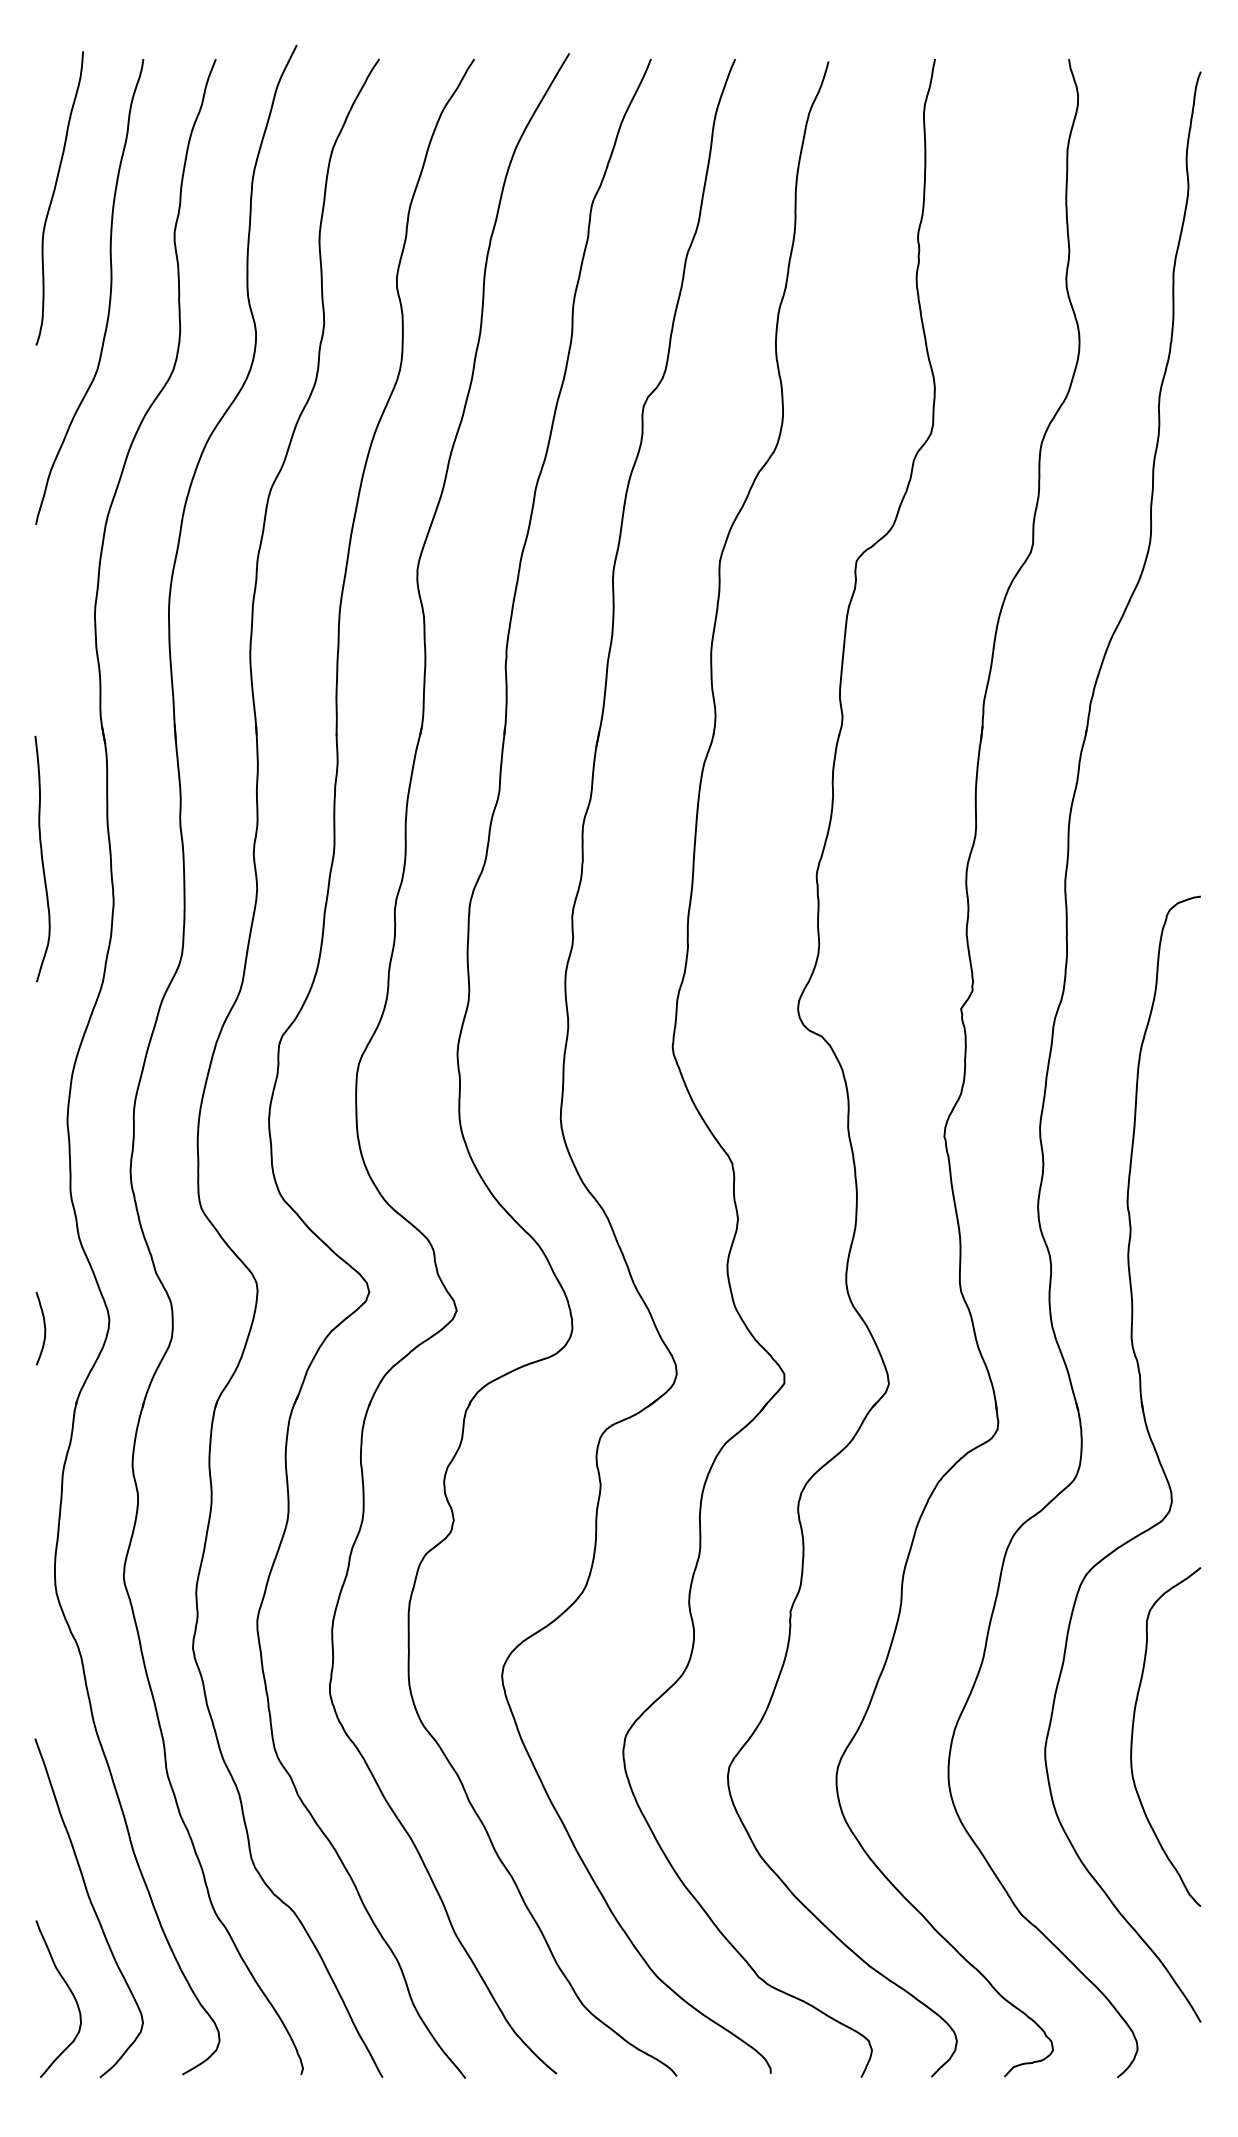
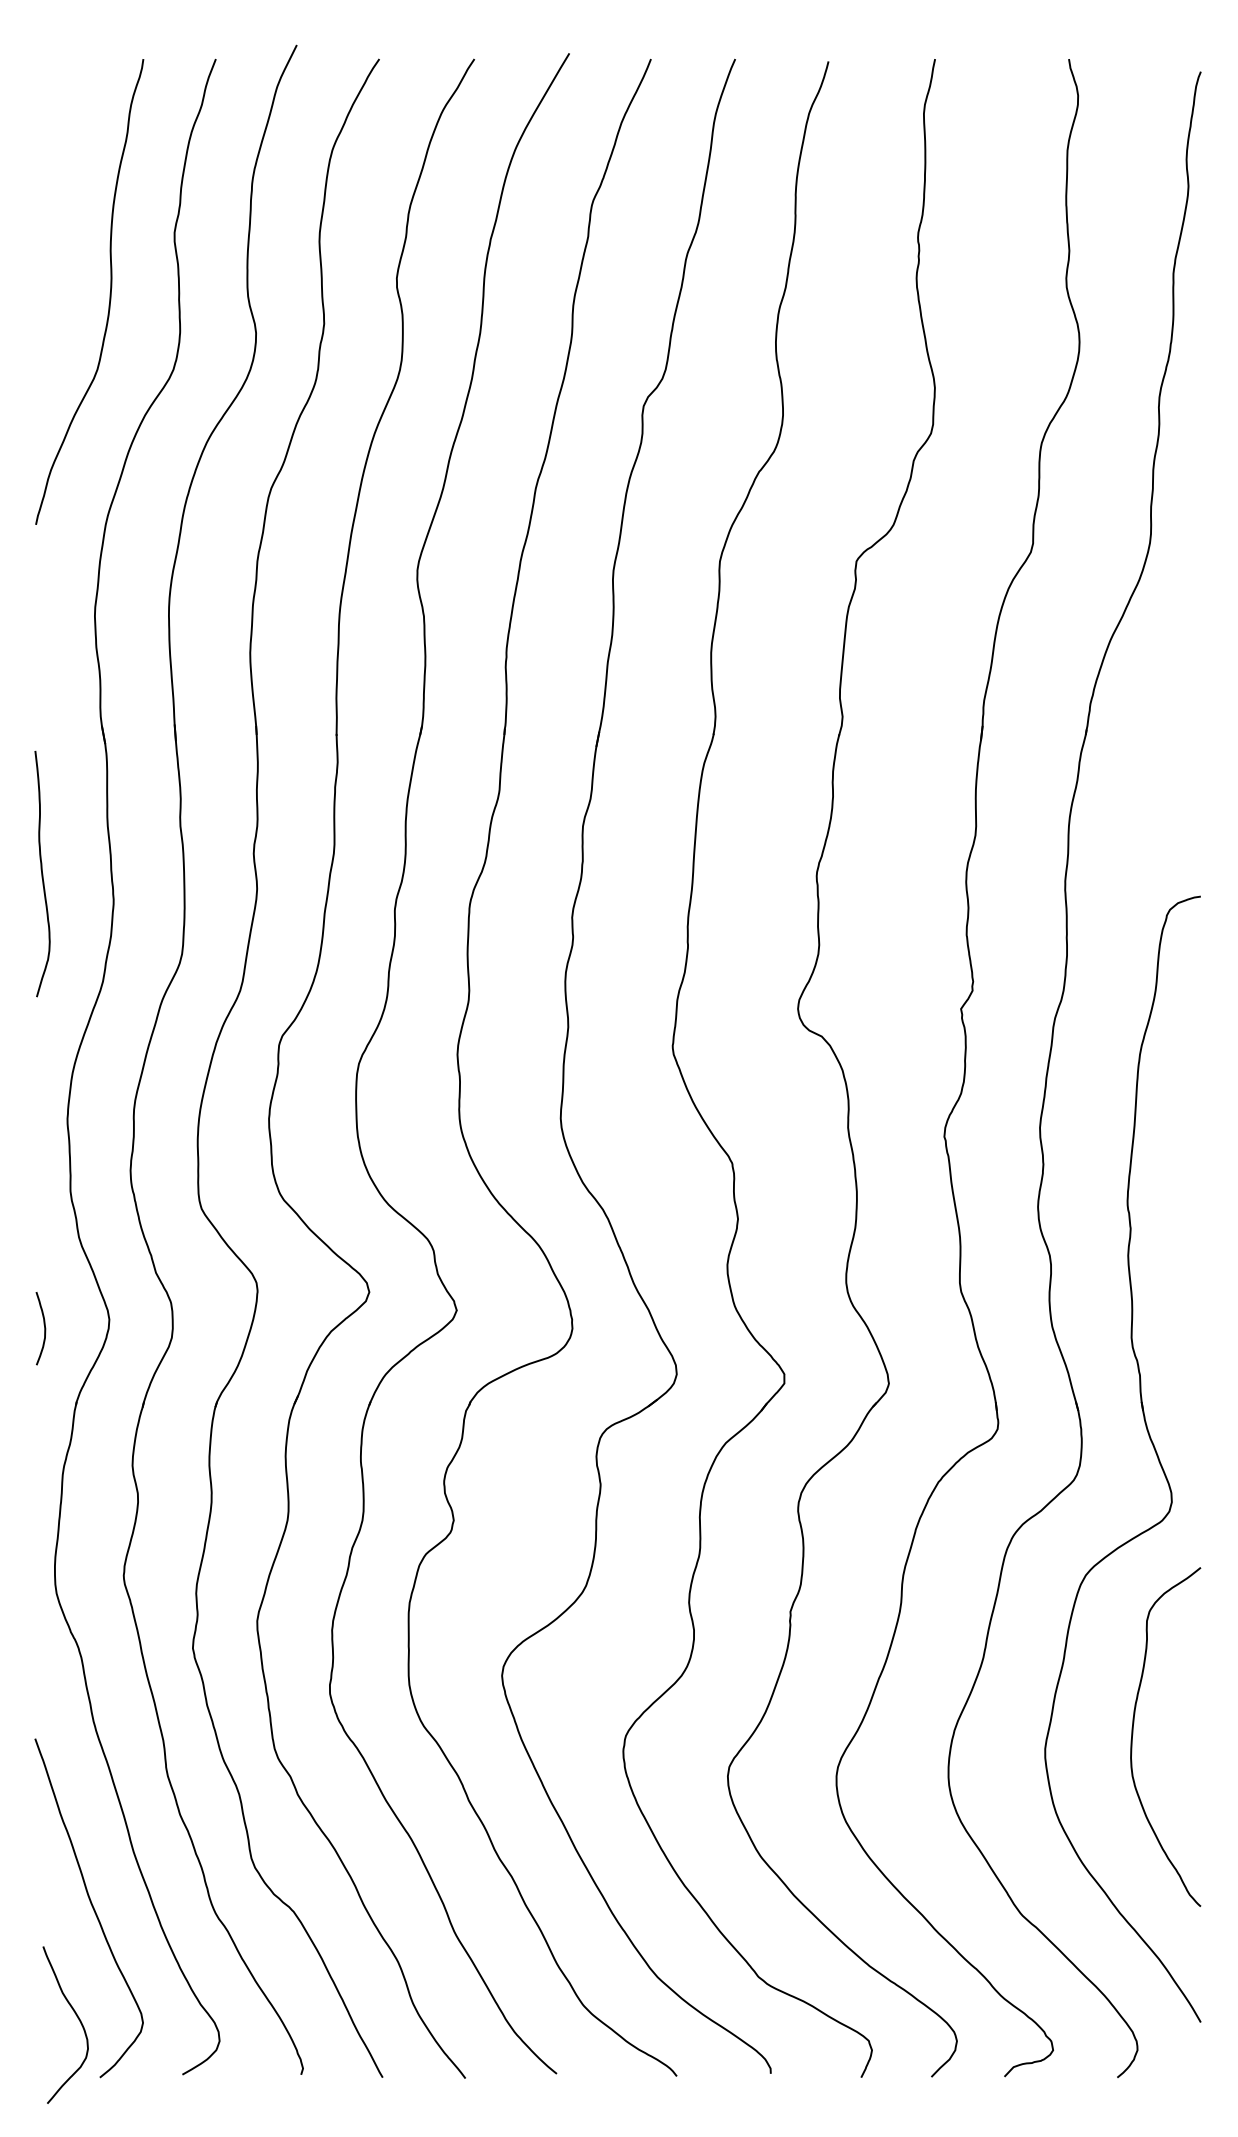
curve: present -> none (53, 197)
curve position: (42, 858) -> (42, 873) (42, 873)
curve position: (70, 1992) -> (77, 2018) (77, 2018)
